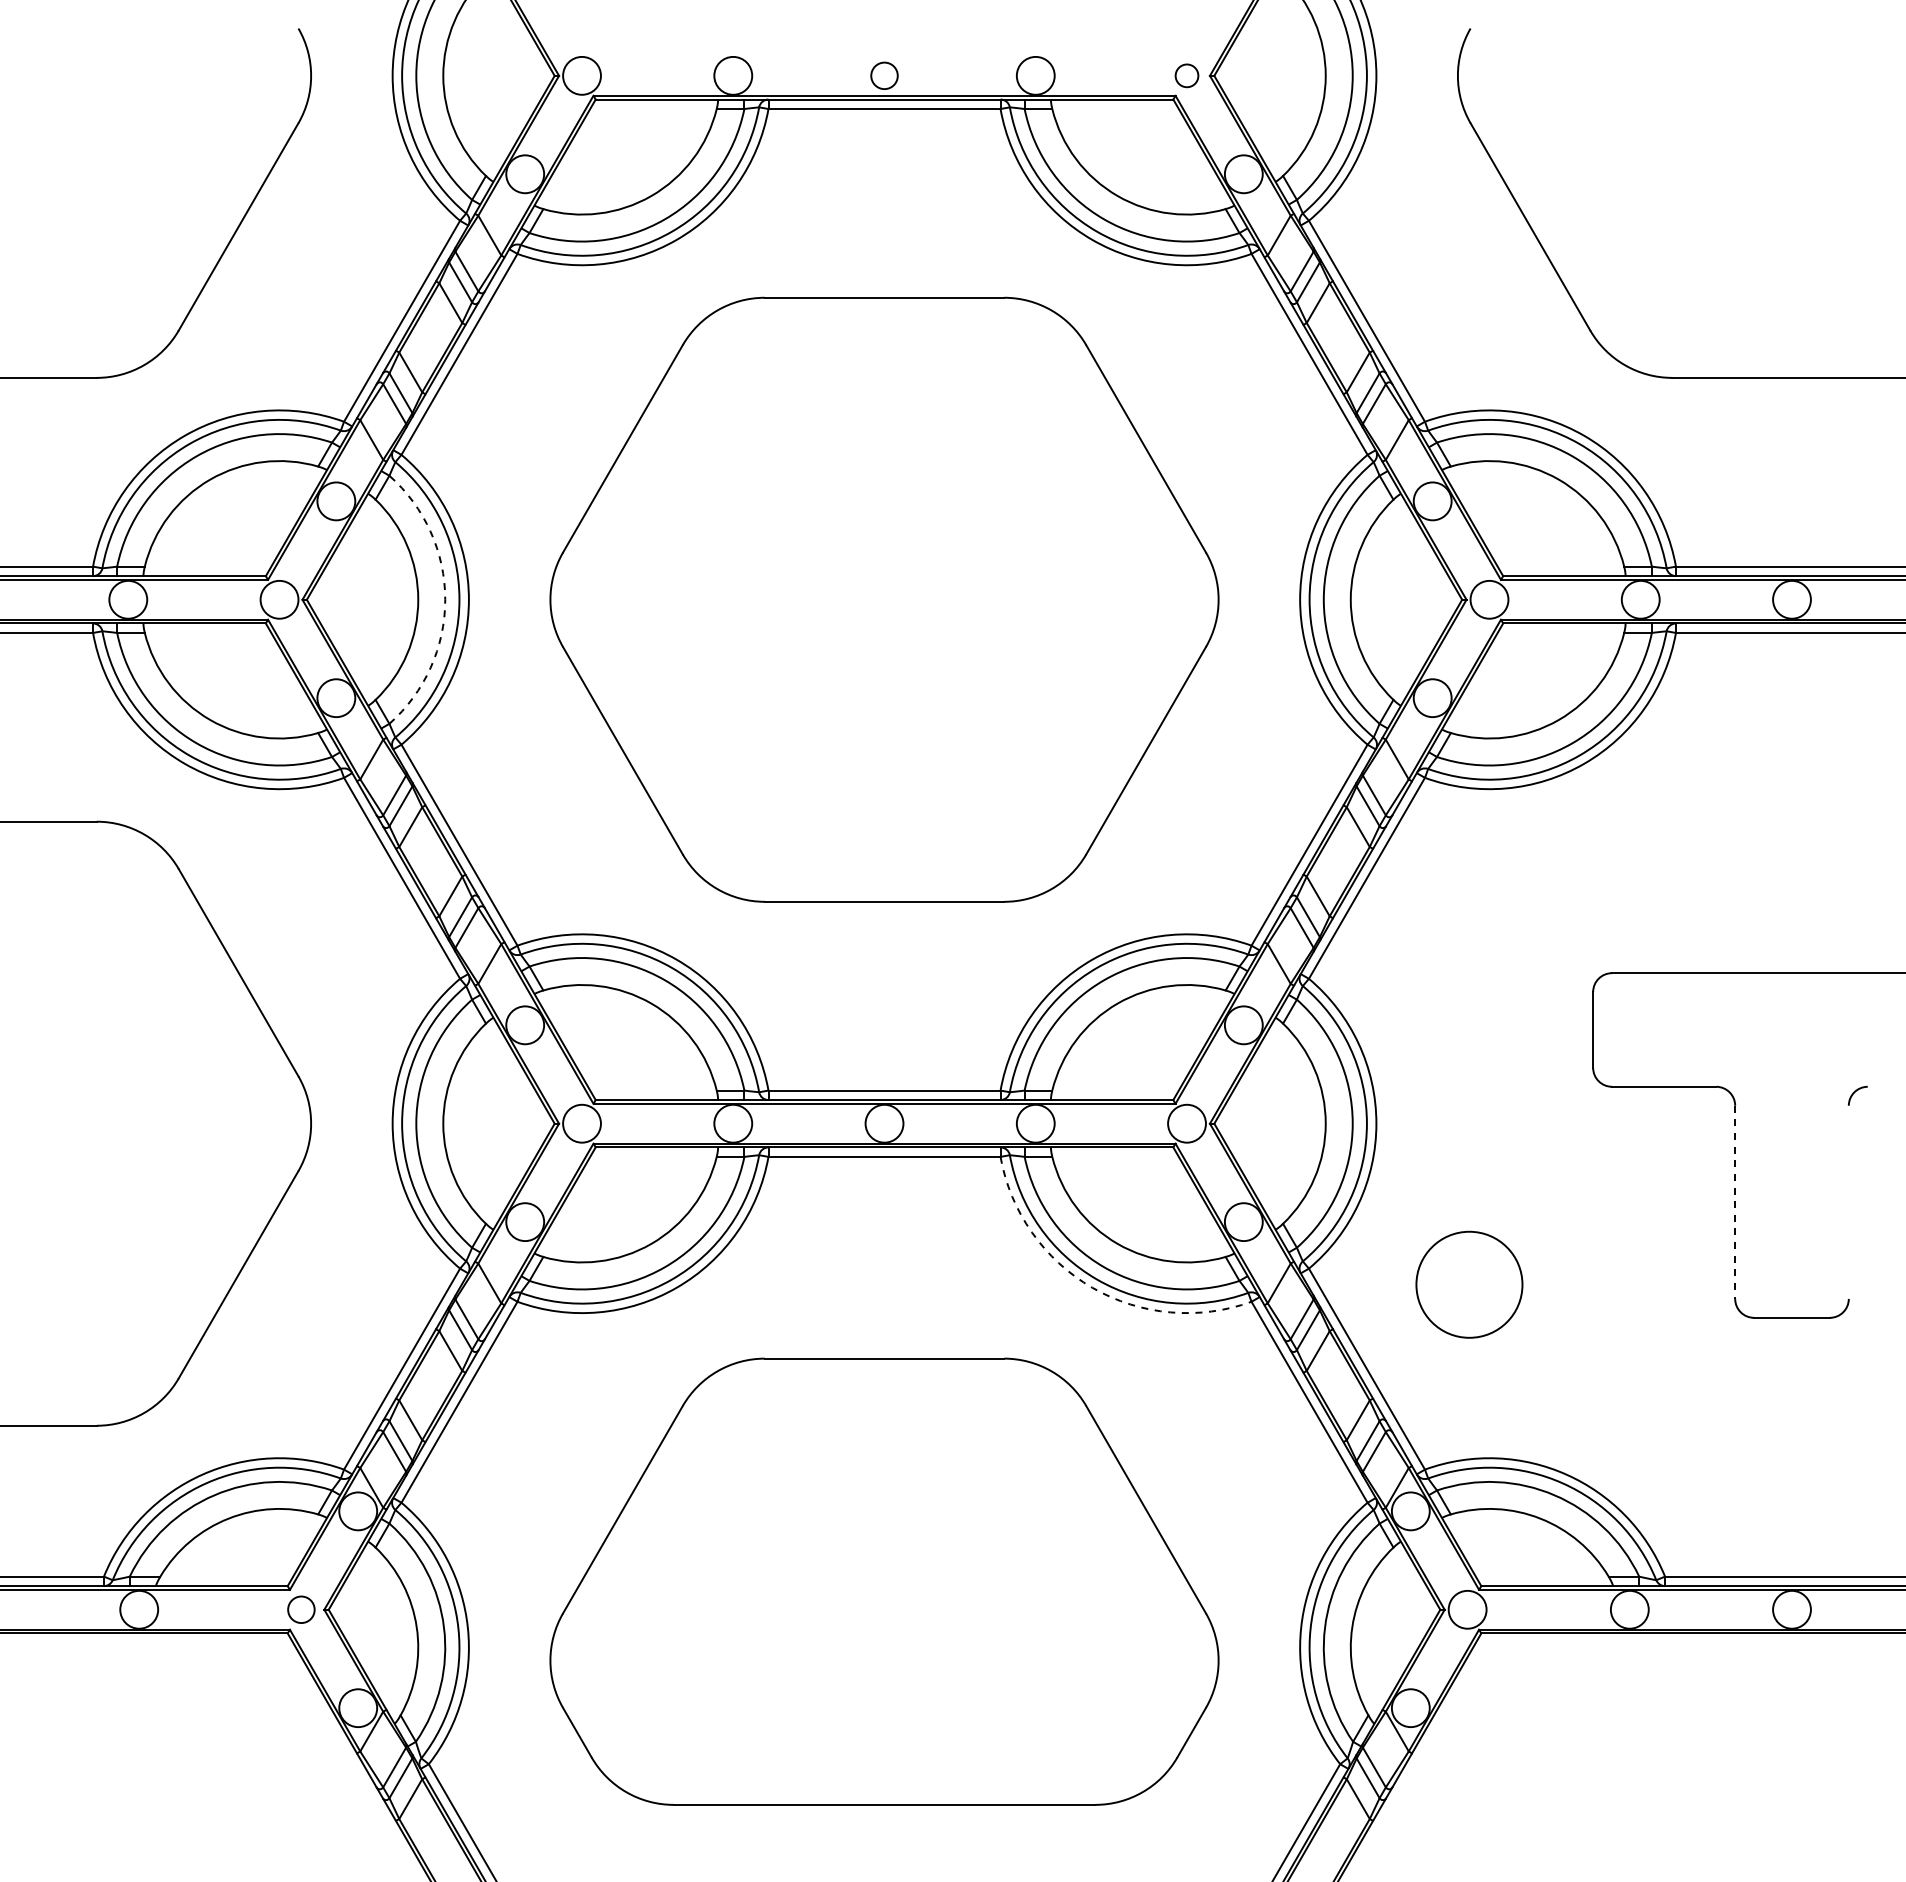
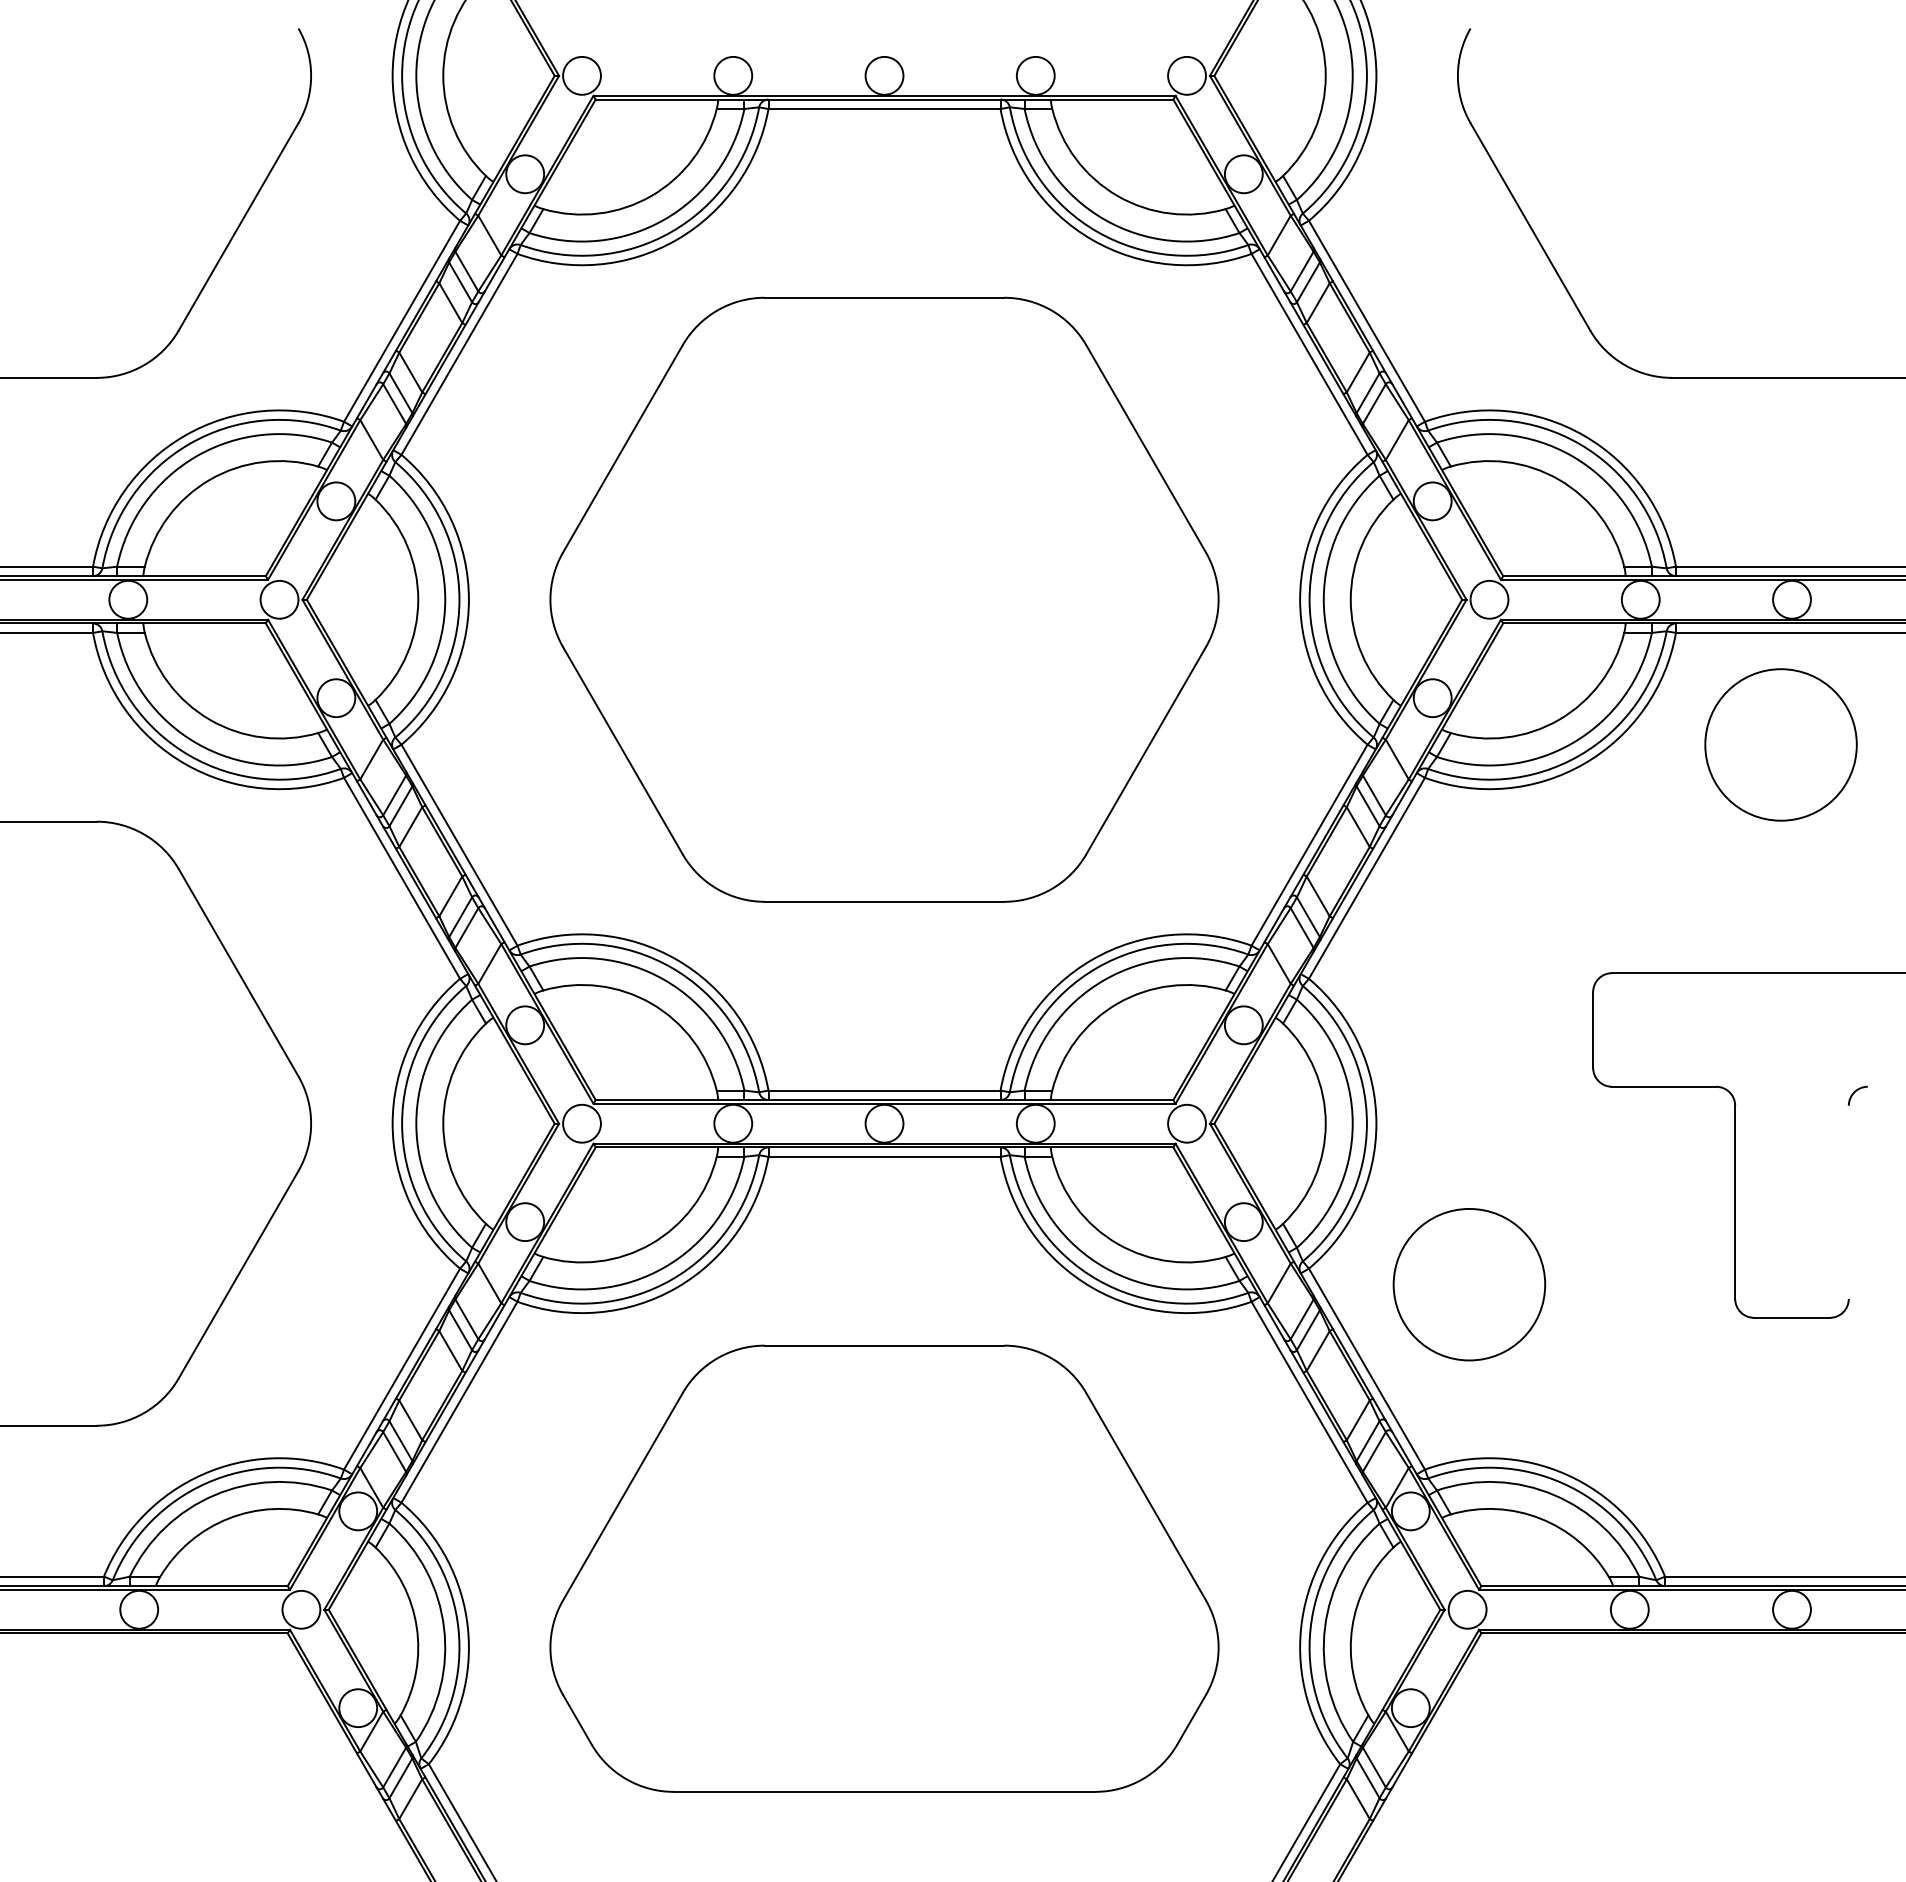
circle diameter: 27 px -> 38 px (884, 75)
circle diameter: 23 px -> 38 px (1186, 75)
arc: dashed -> solid (445, 599)
circle: none -> present (1780, 744)
line: dashed -> solid (1735, 1202)
circle size: 109x109 px -> 155x154 px (1469, 1284)
arc: dashed -> solid (1092, 1287)
part position: (884, 1581) -> (884, 1568) (884, 1568)
circle diameter: 27 px -> 38 px (301, 1609)
